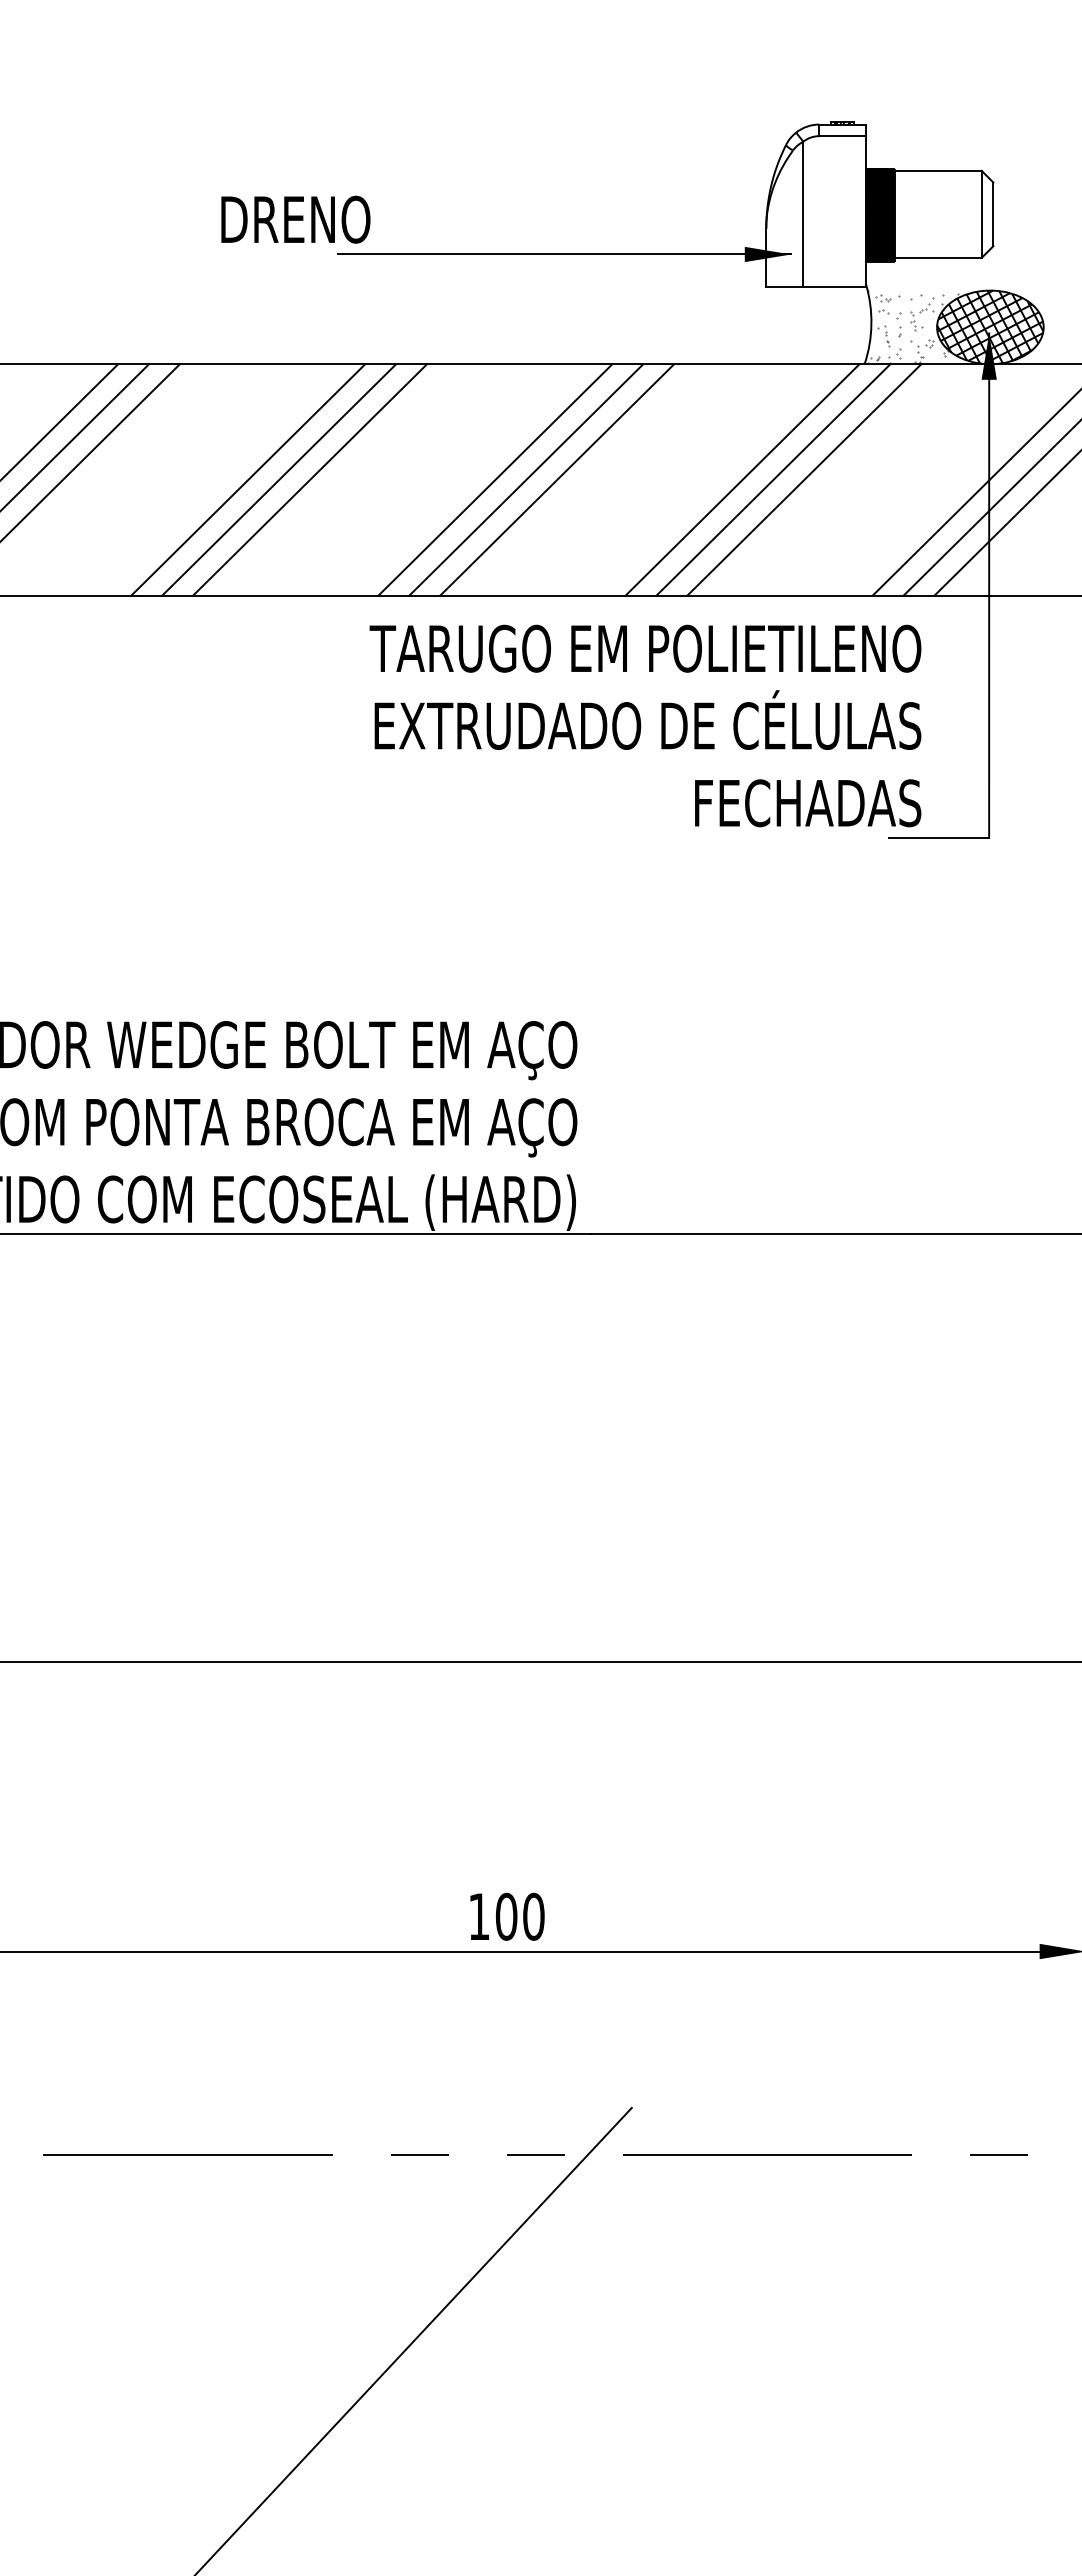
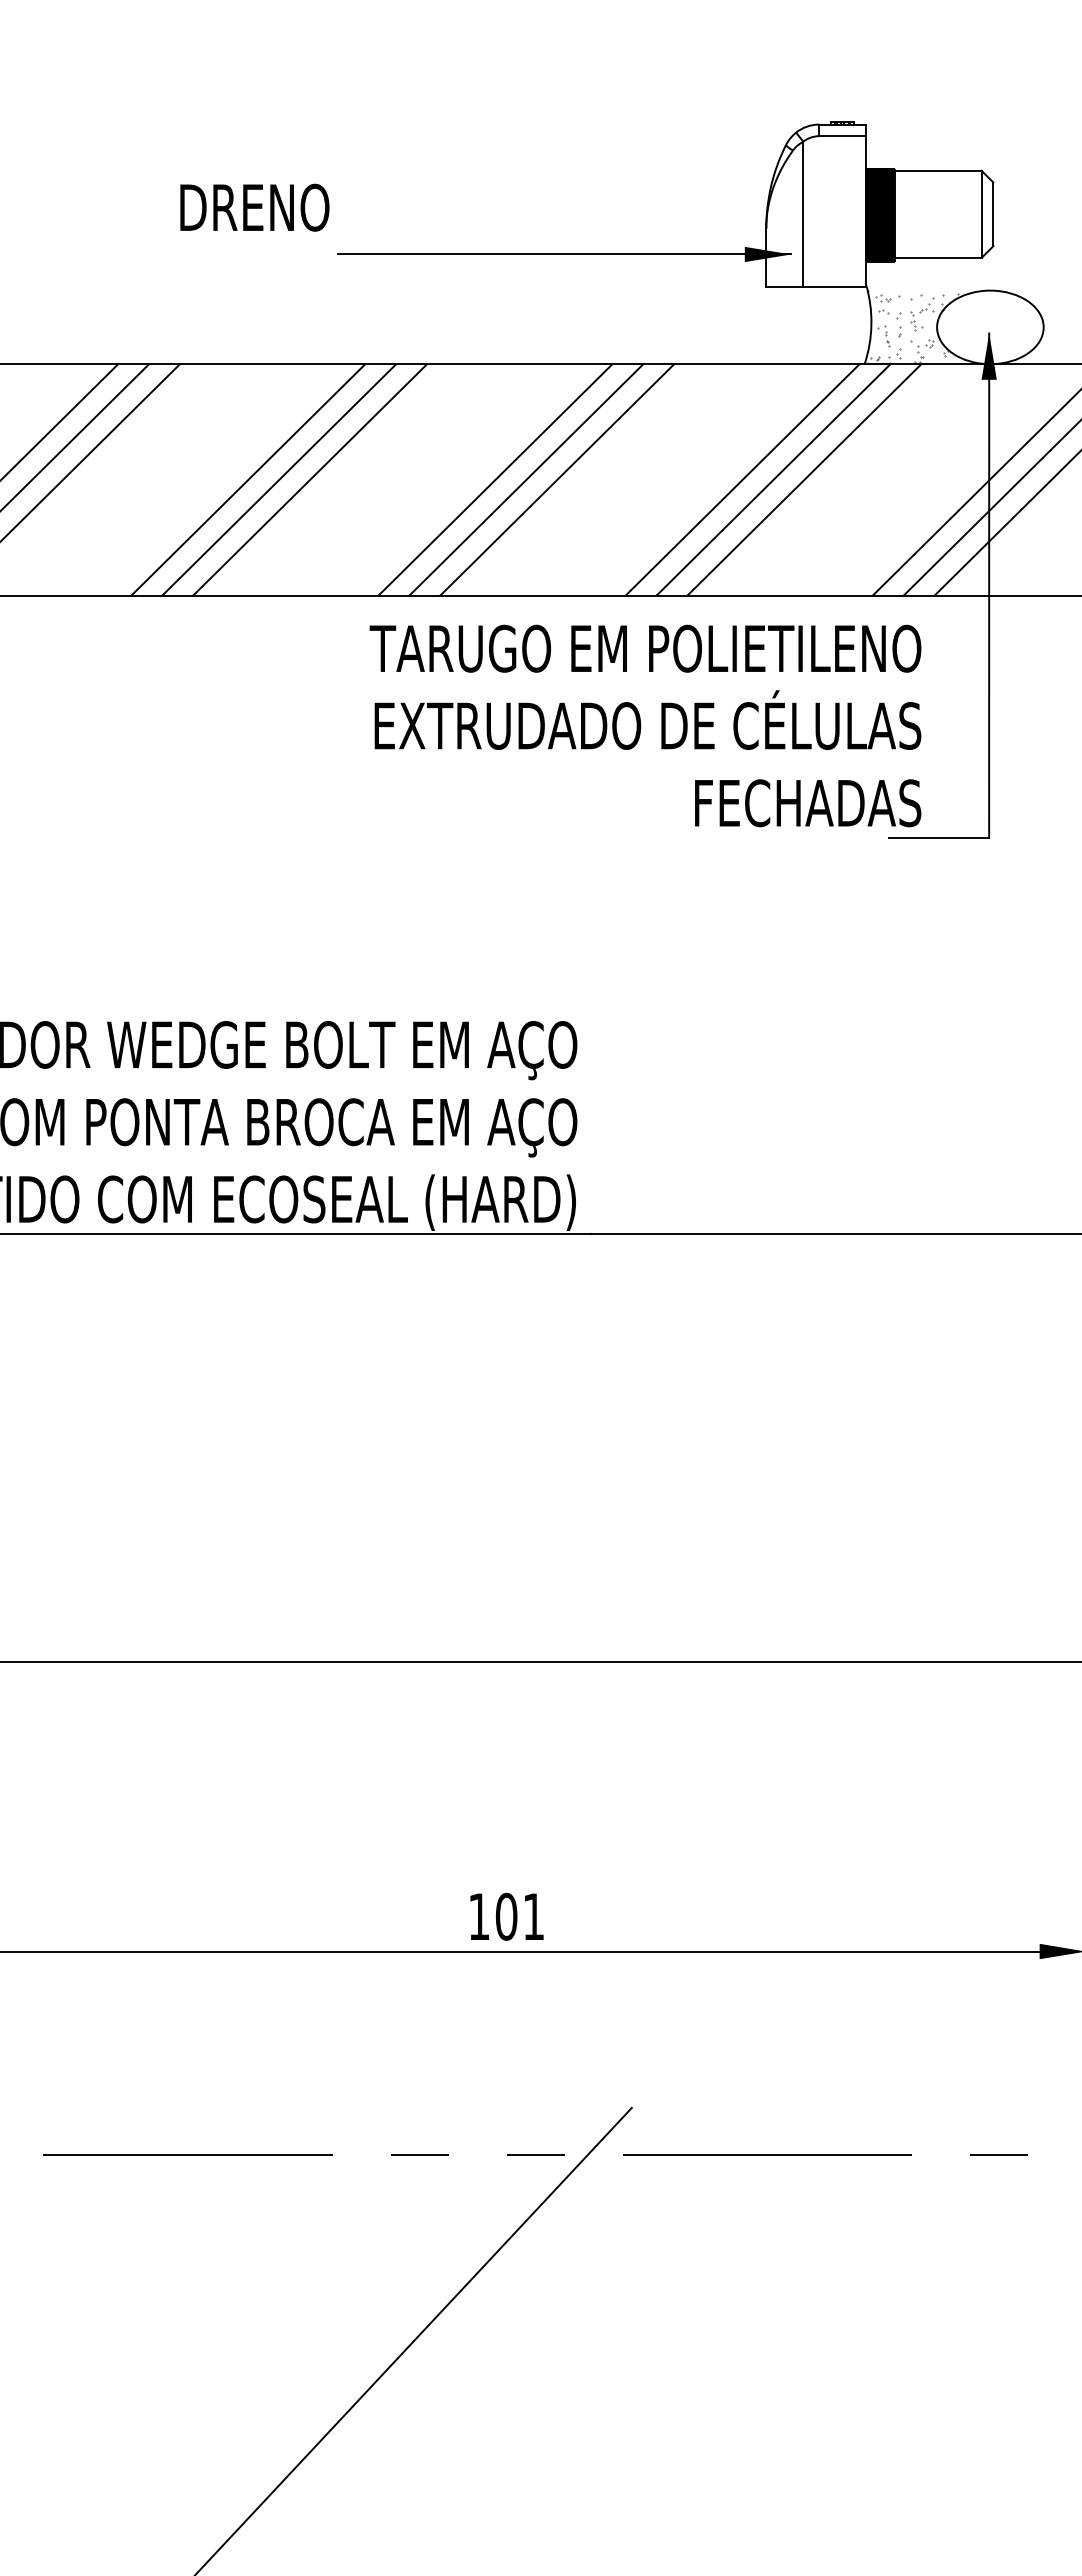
text position: (295, 219) -> (254, 207) (254, 207)
hatch: present -> none (990, 327)
text: 100 -> 101 (533, 1916)
